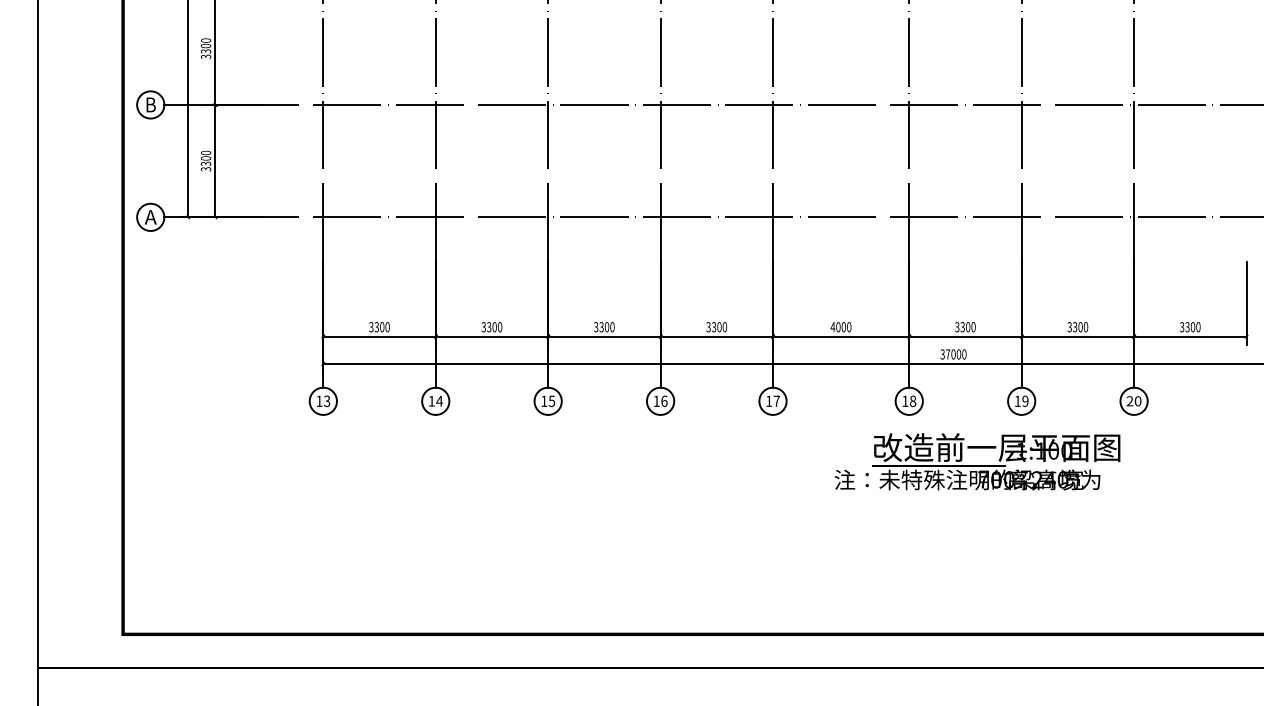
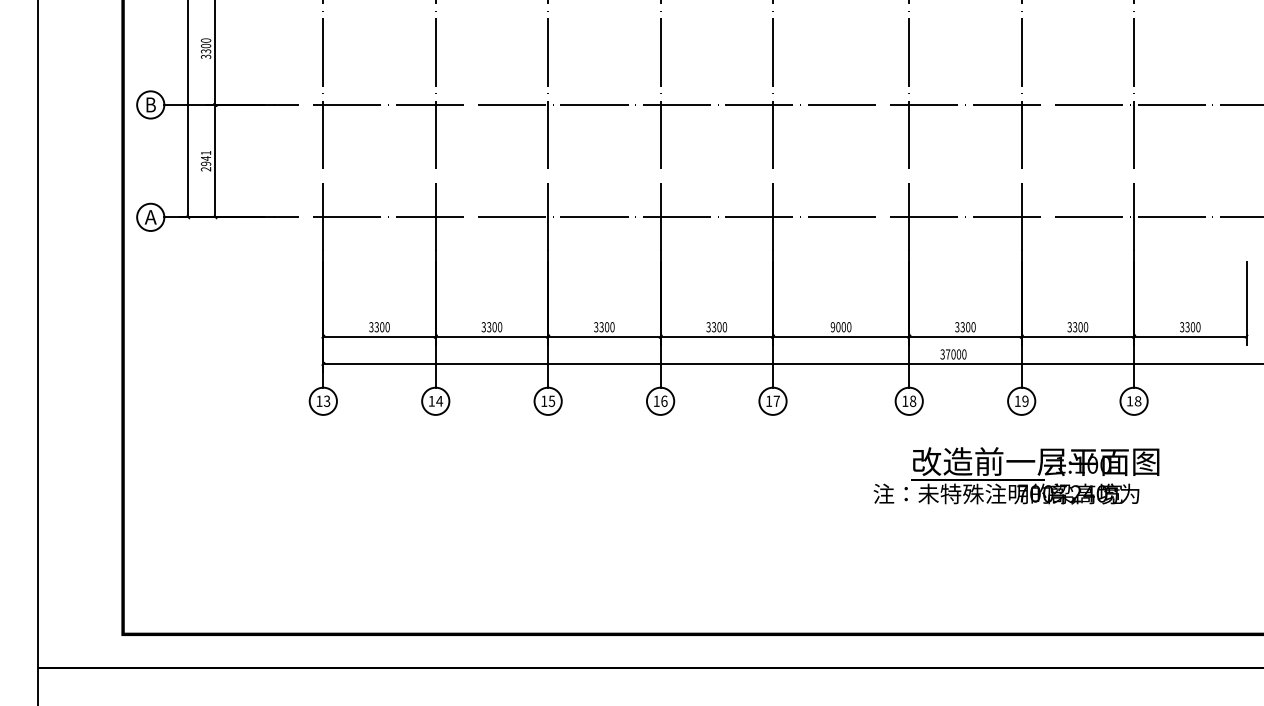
text: 3300 -> 2941 (205, 160)
text: 4000 -> 9000 (832, 327)
text: 20 -> 18 (1133, 401)
text position: (977, 461) -> (1016, 475) (1016, 475)
